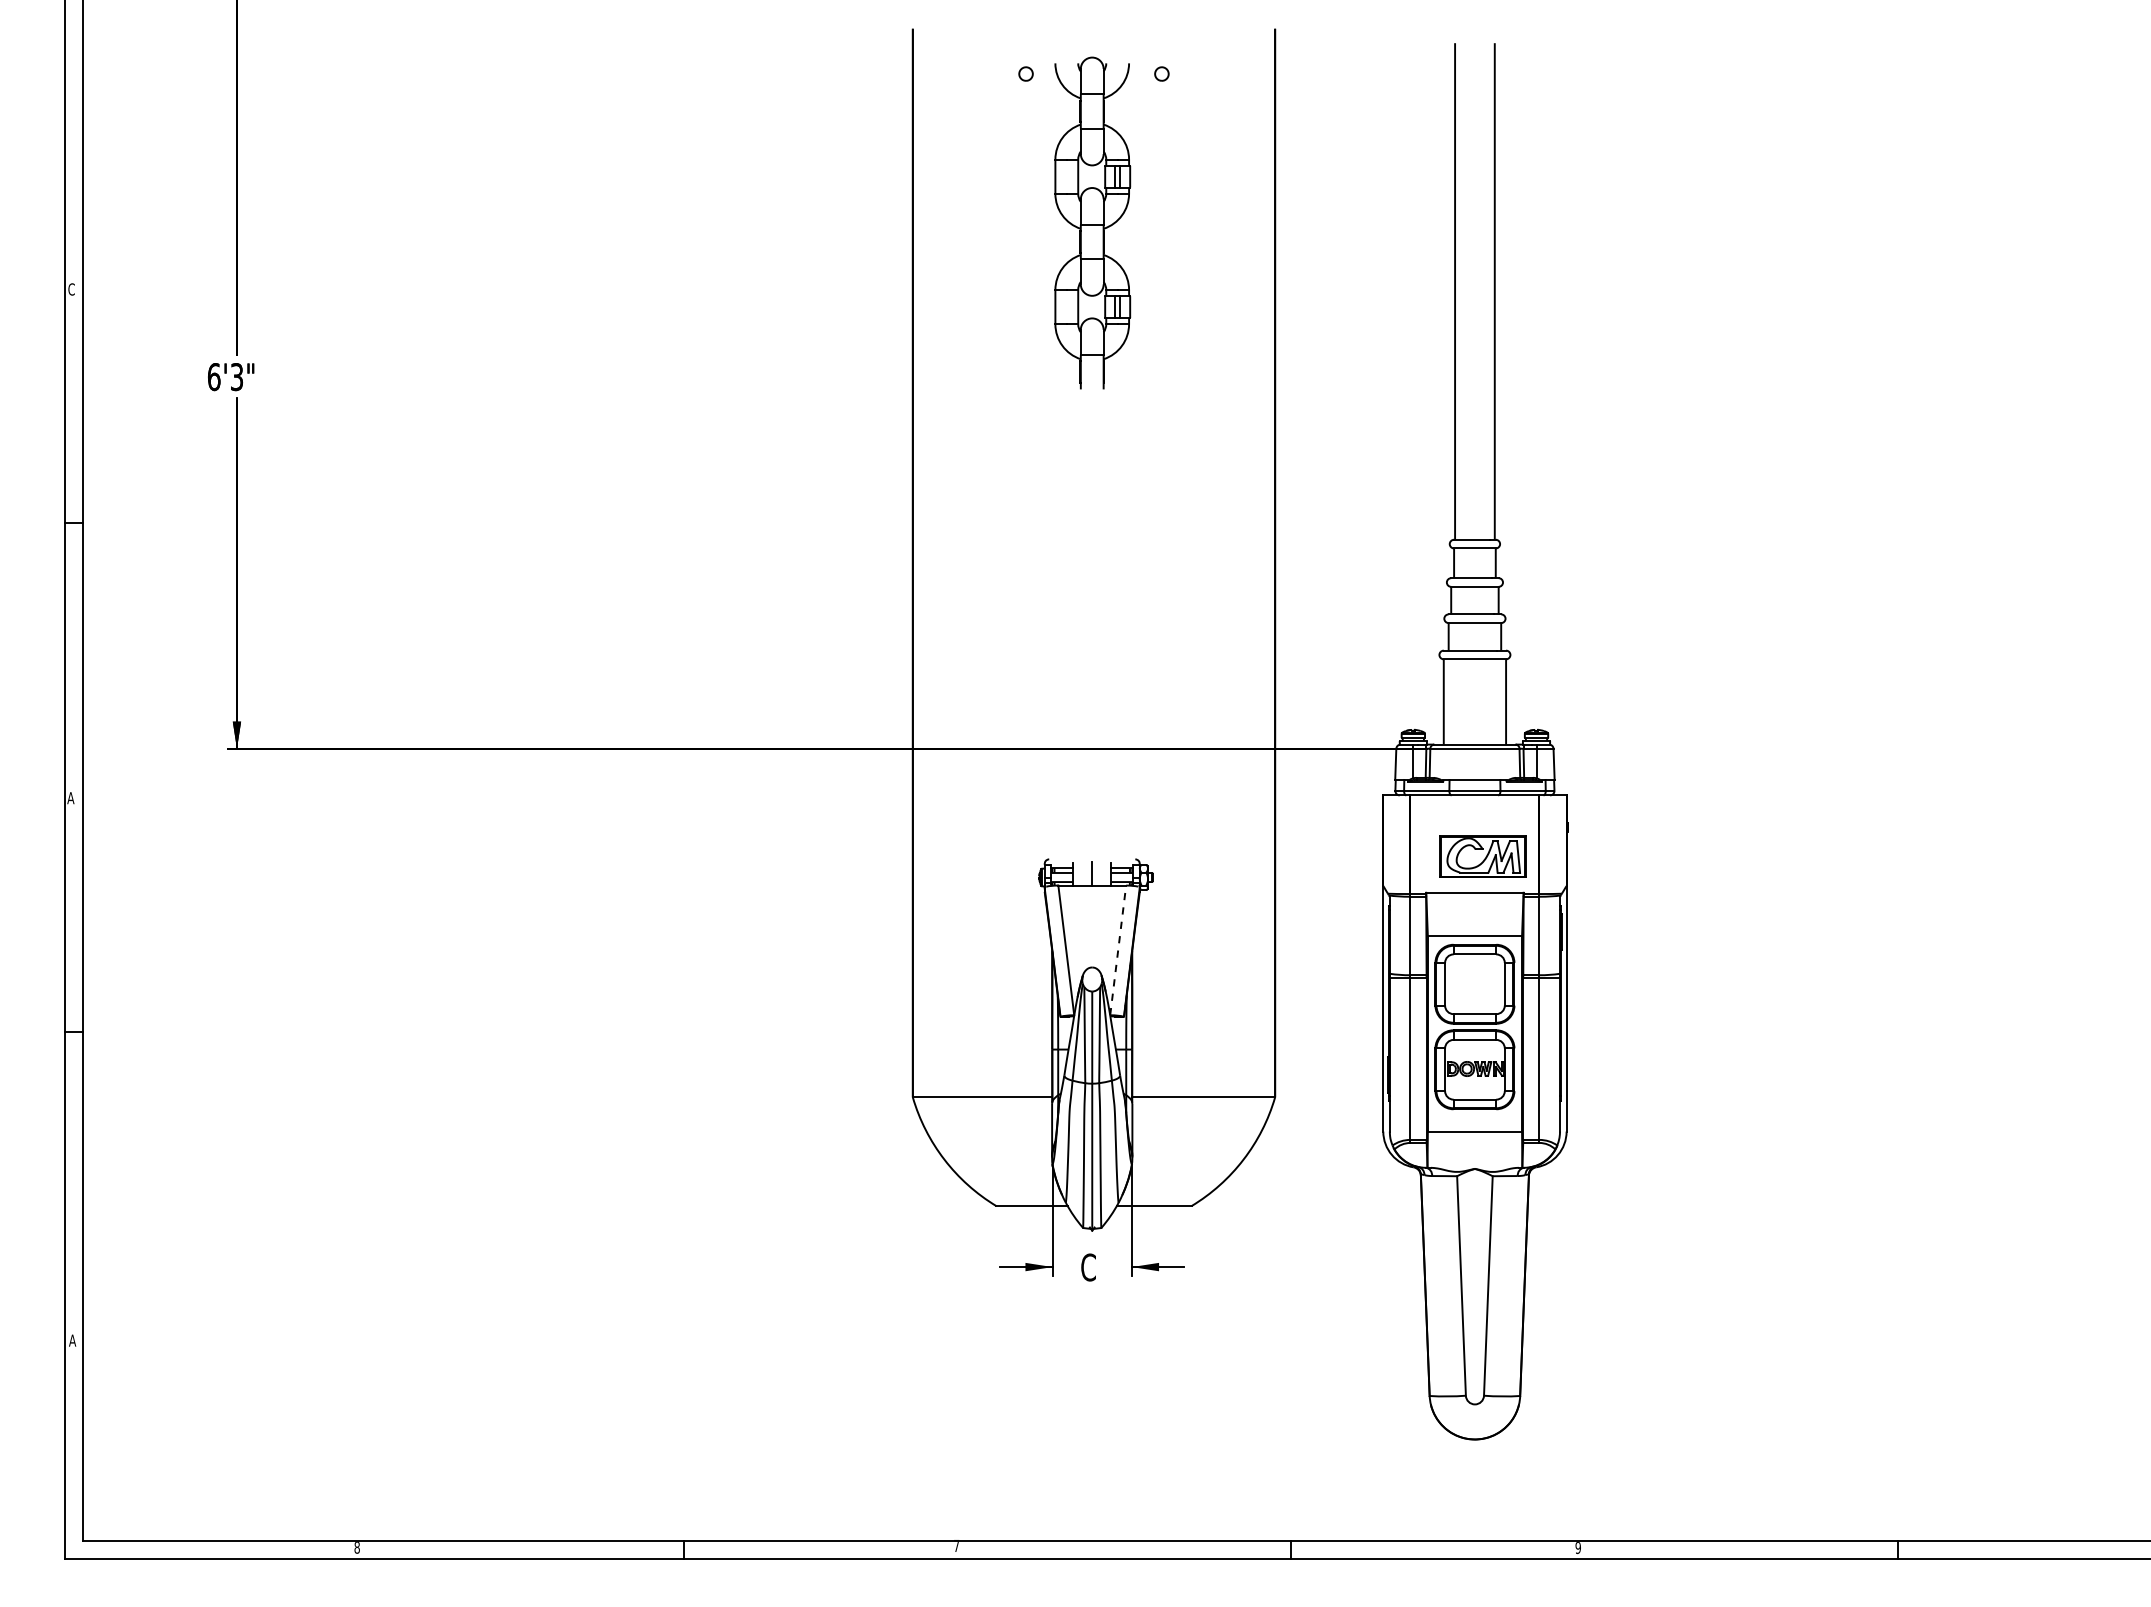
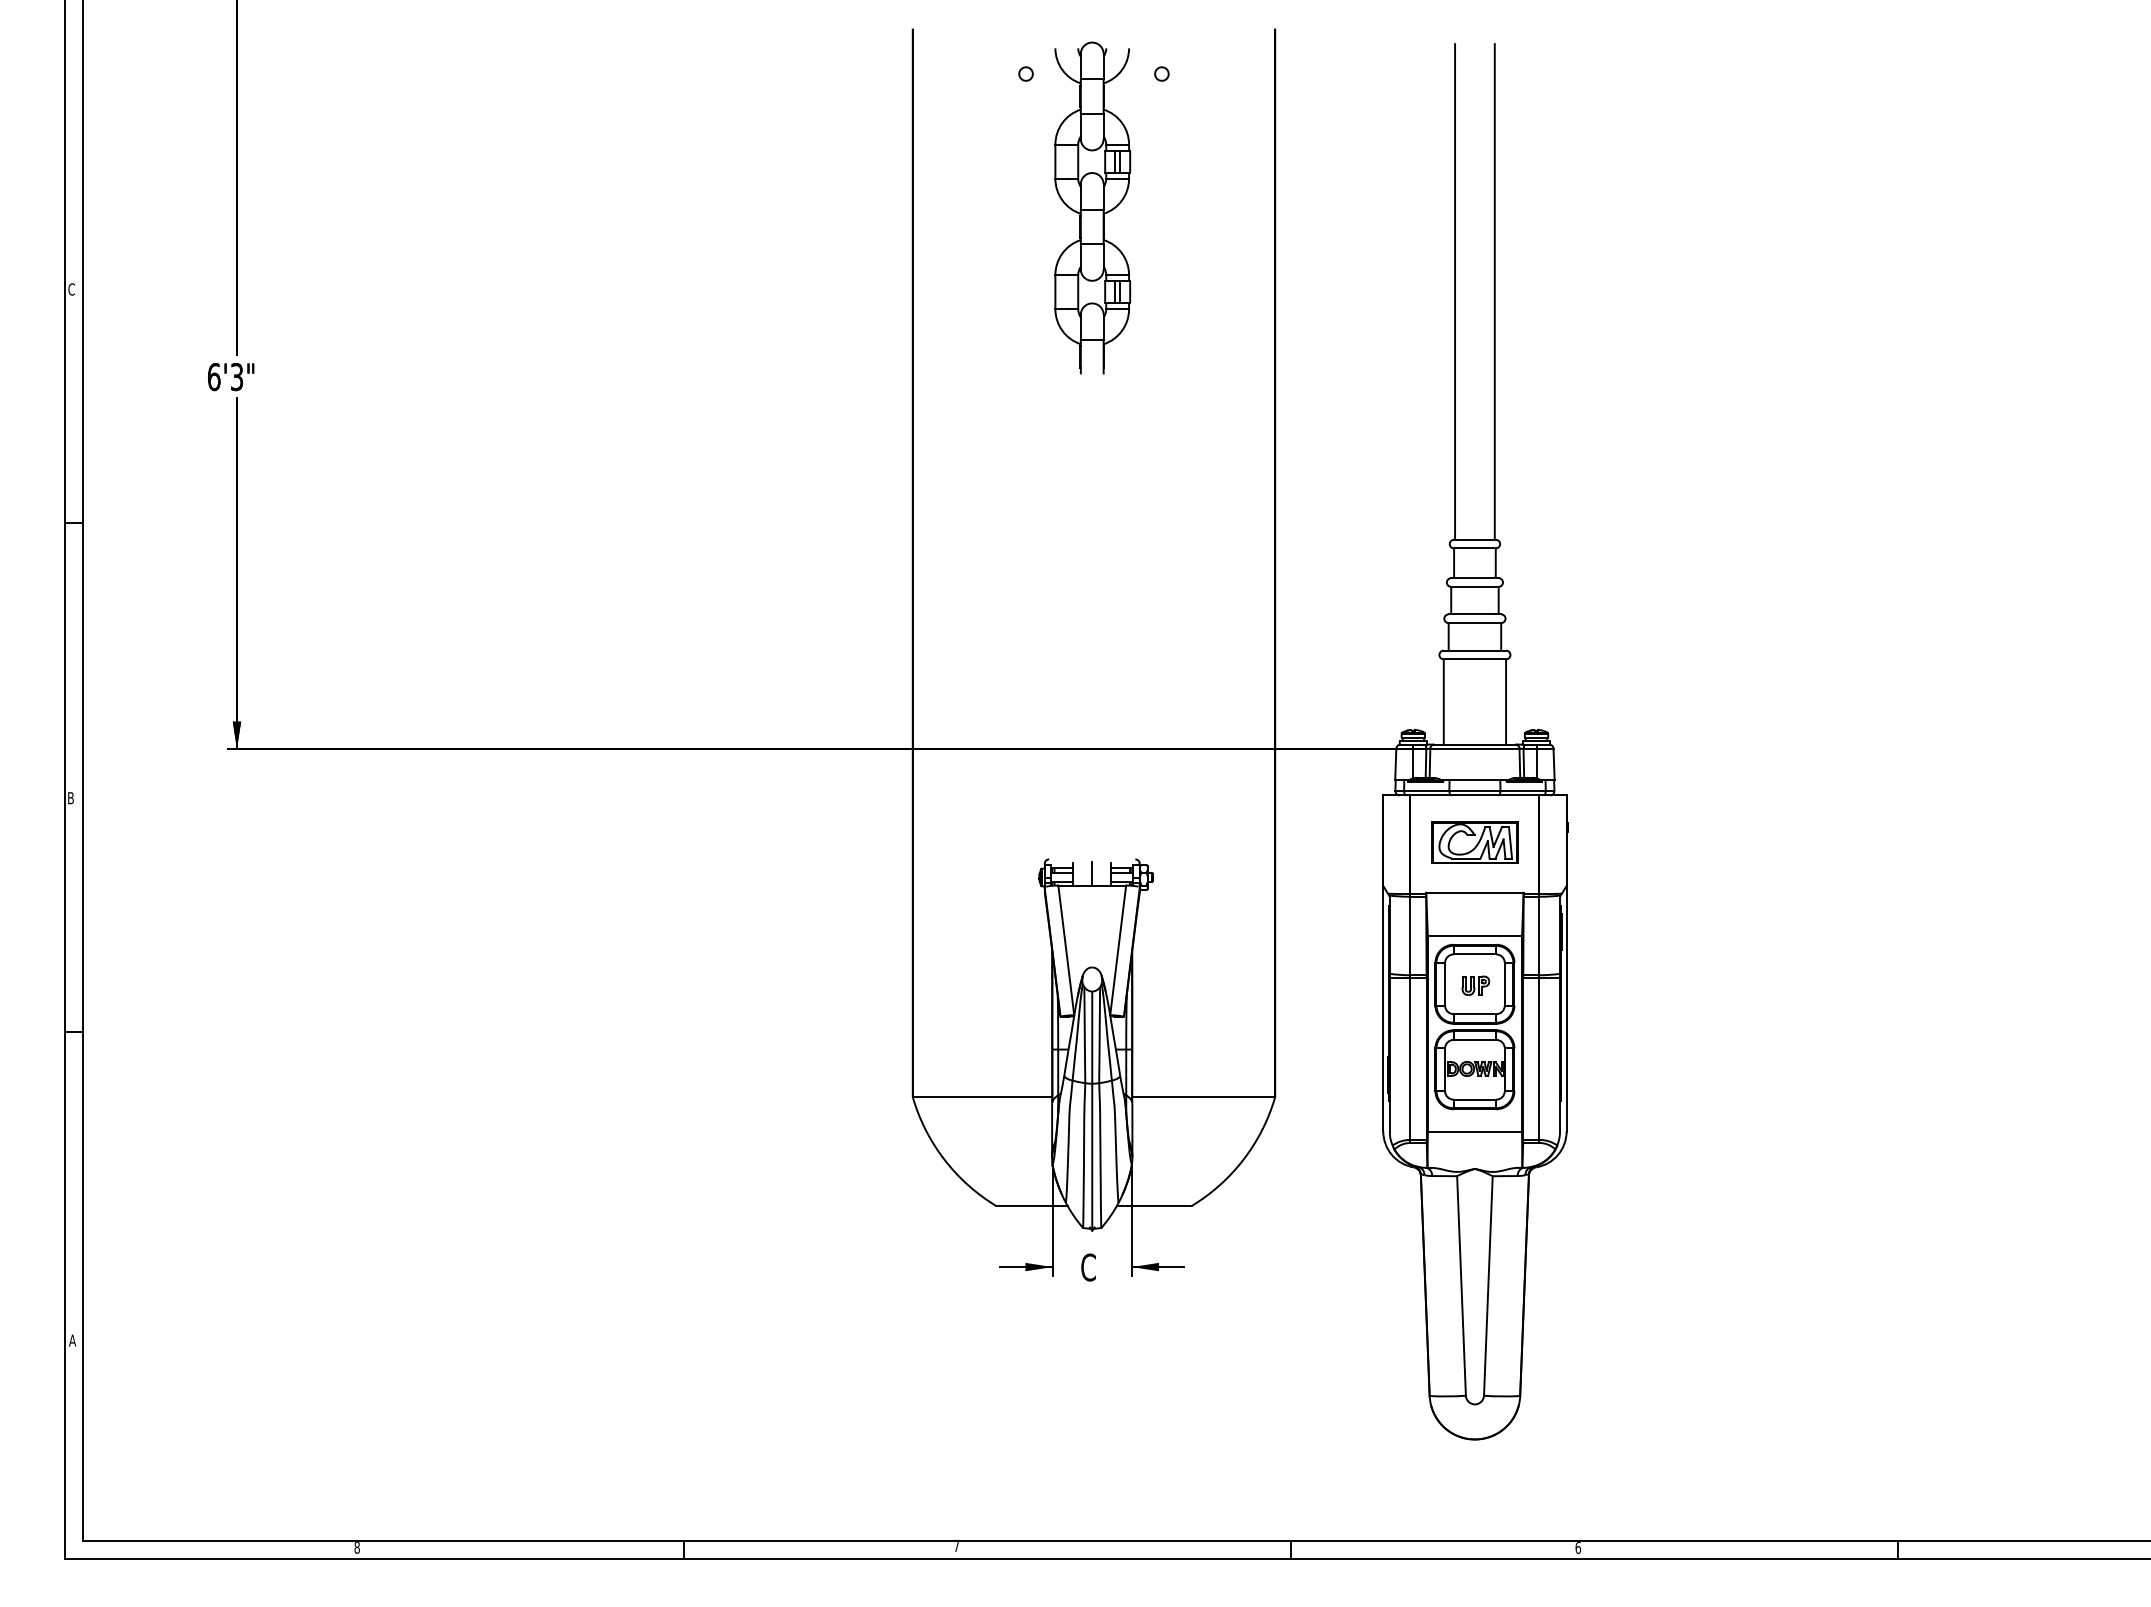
part position: (1092, 222) -> (1092, 207) (1092, 207)
text: A -> B (70, 798)
part position: (1482, 856) -> (1474, 842) (1474, 842)
line: dashed -> solid (1118, 949)
part: none -> present (1475, 985)
text: 9 -> 6 (1578, 1548)
